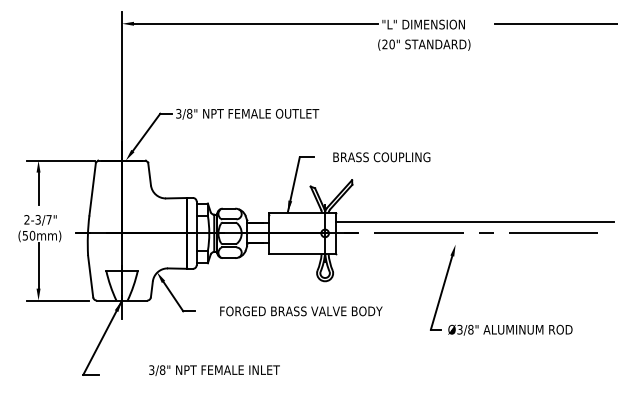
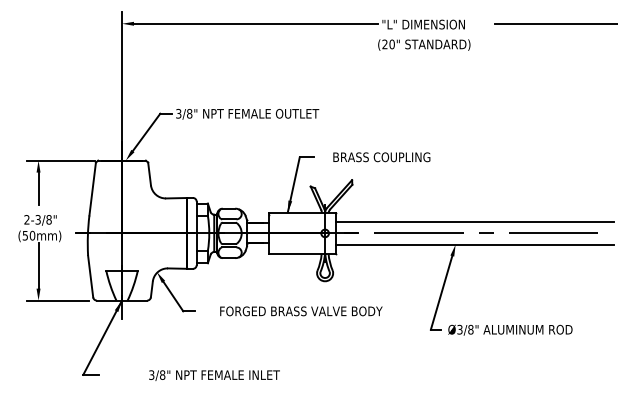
text: 2-3/7" -> 2-3/8" (48, 219)
line: none -> present (474, 244)
text position: (214, 370) -> (214, 375) (214, 375)
